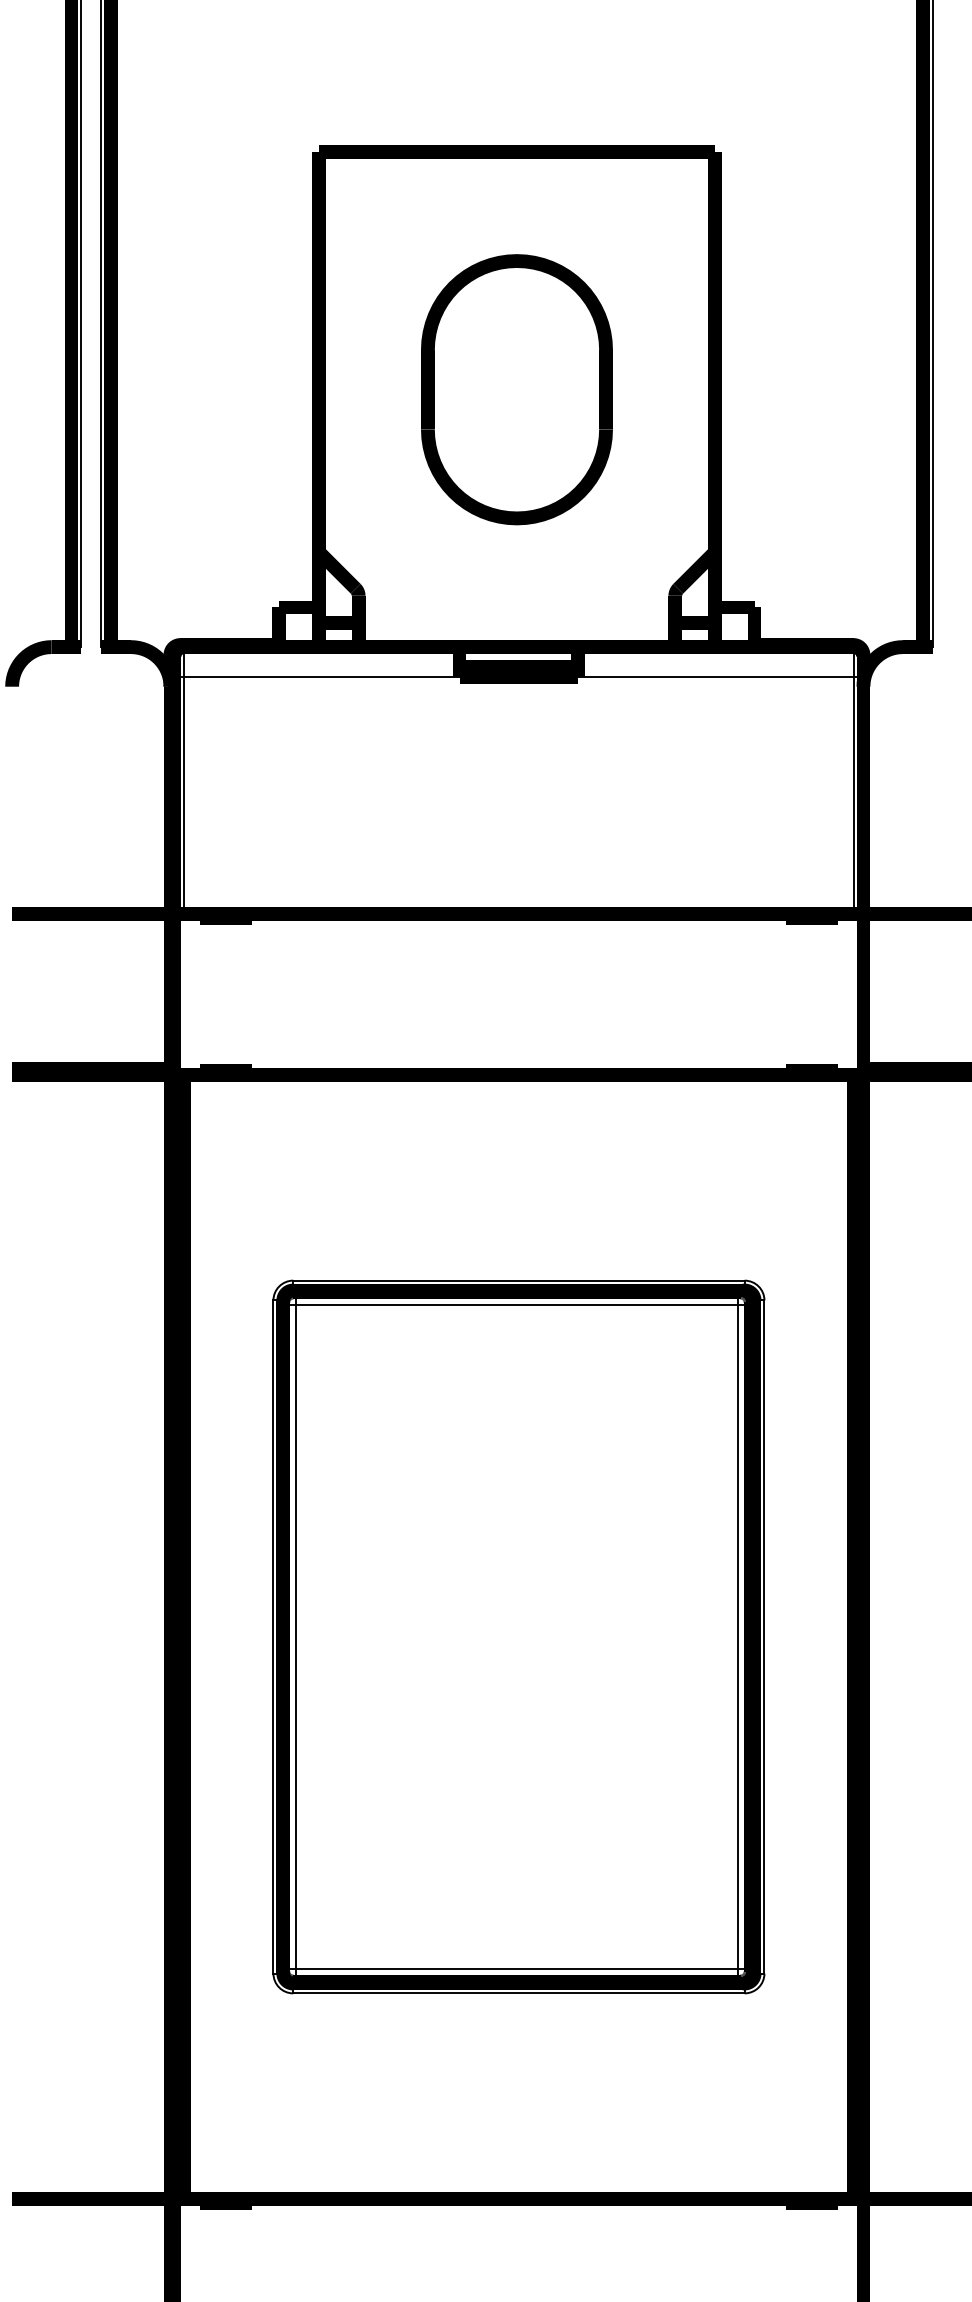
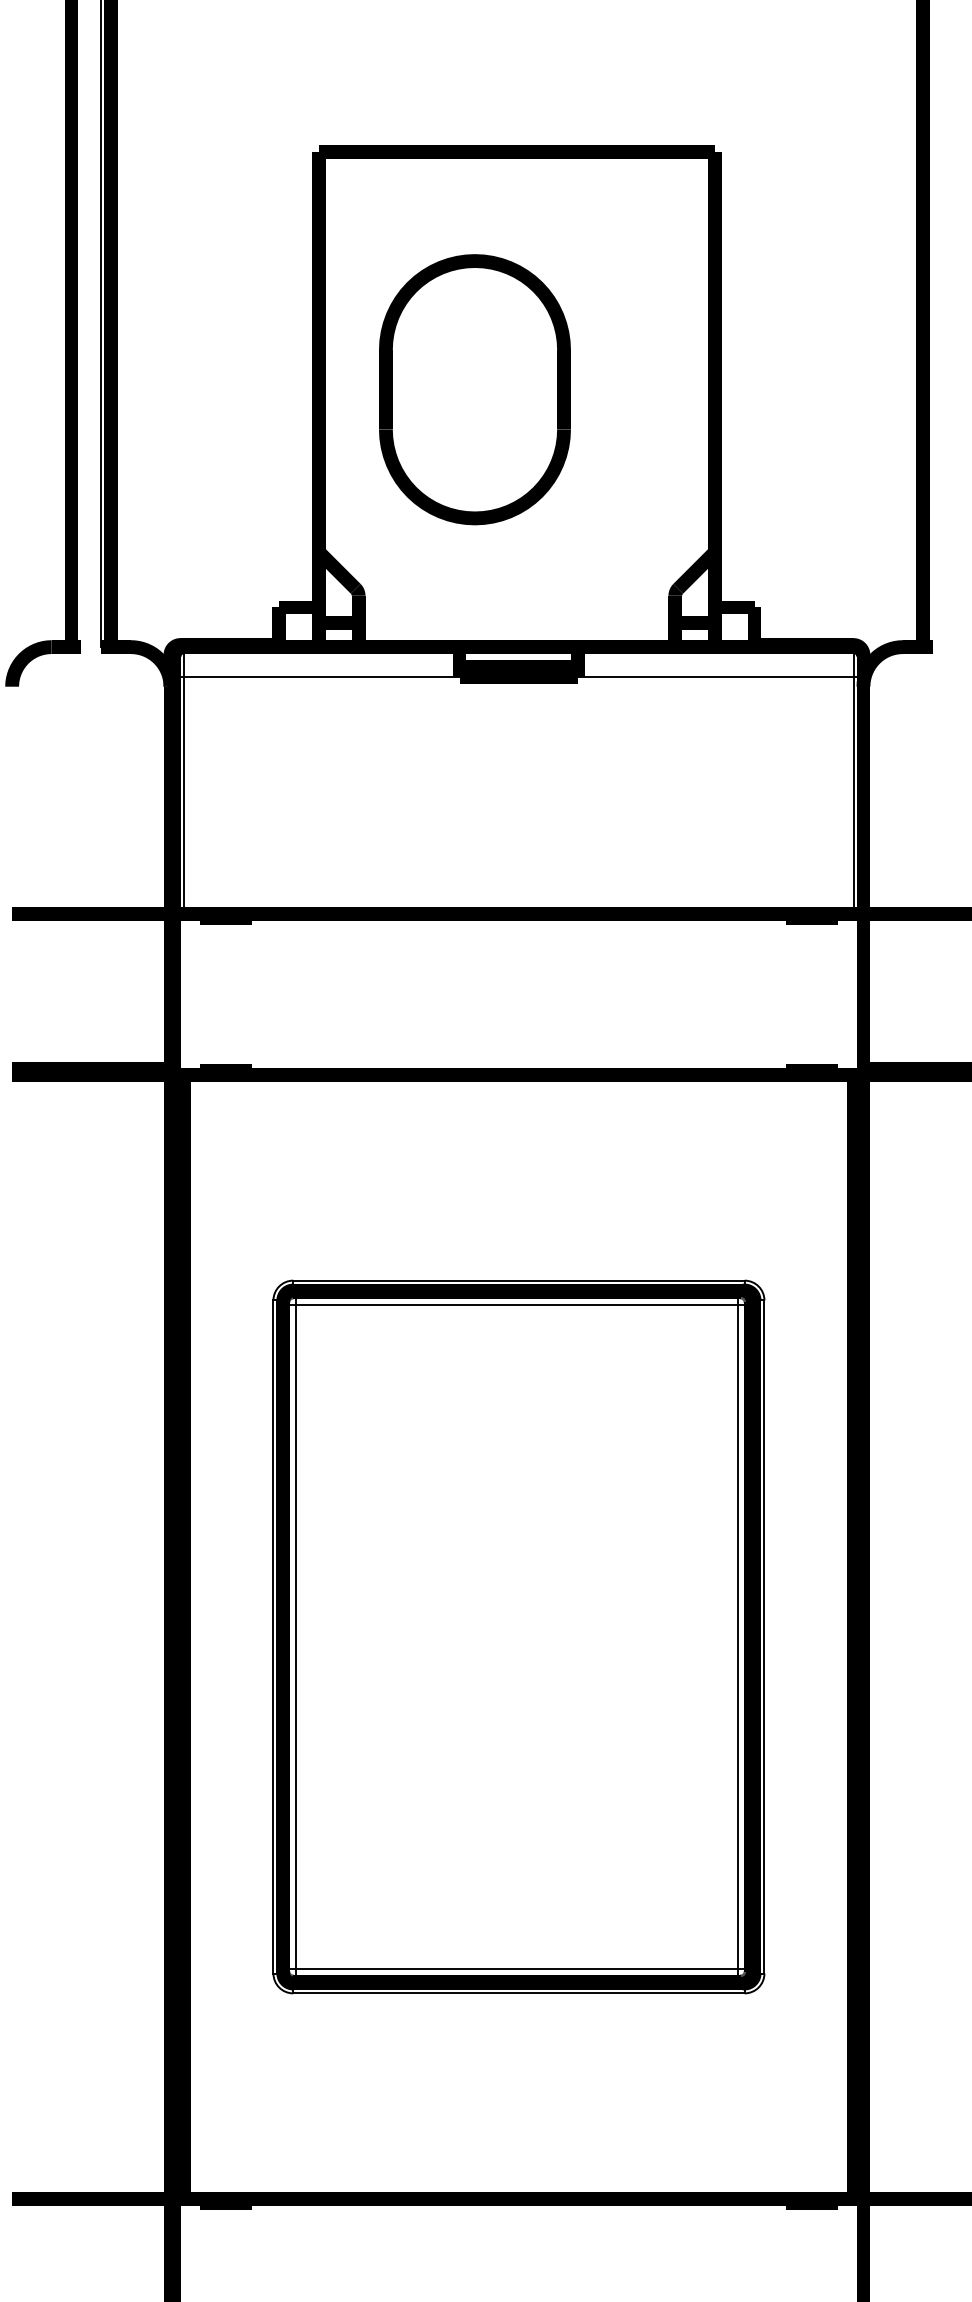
line: present -> none (81, 324)
line: present -> none (932, 324)
part position: (516, 389) -> (474, 389) (474, 389)
